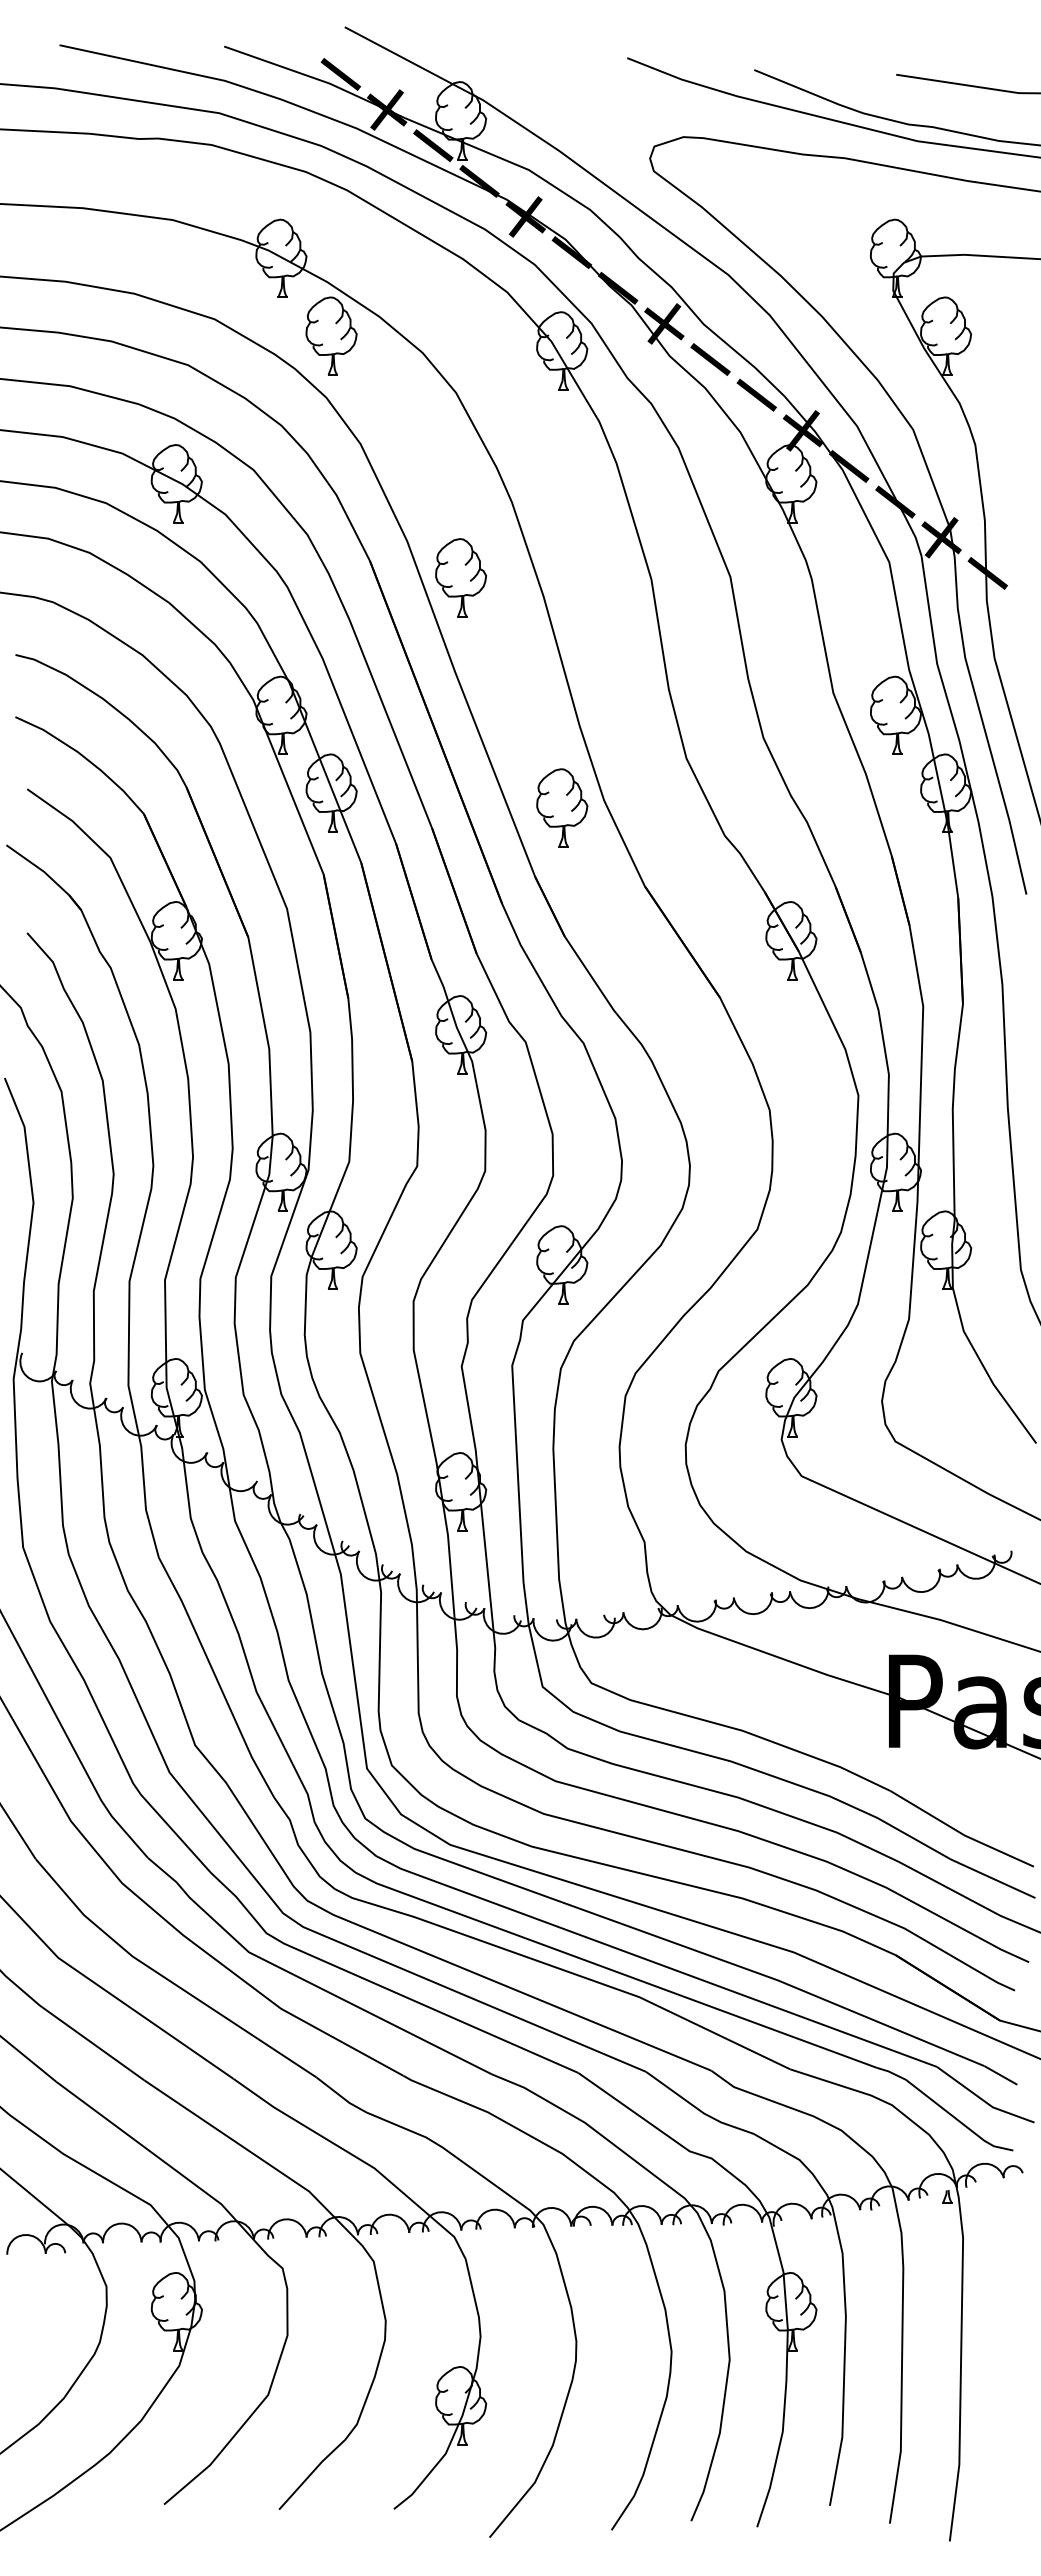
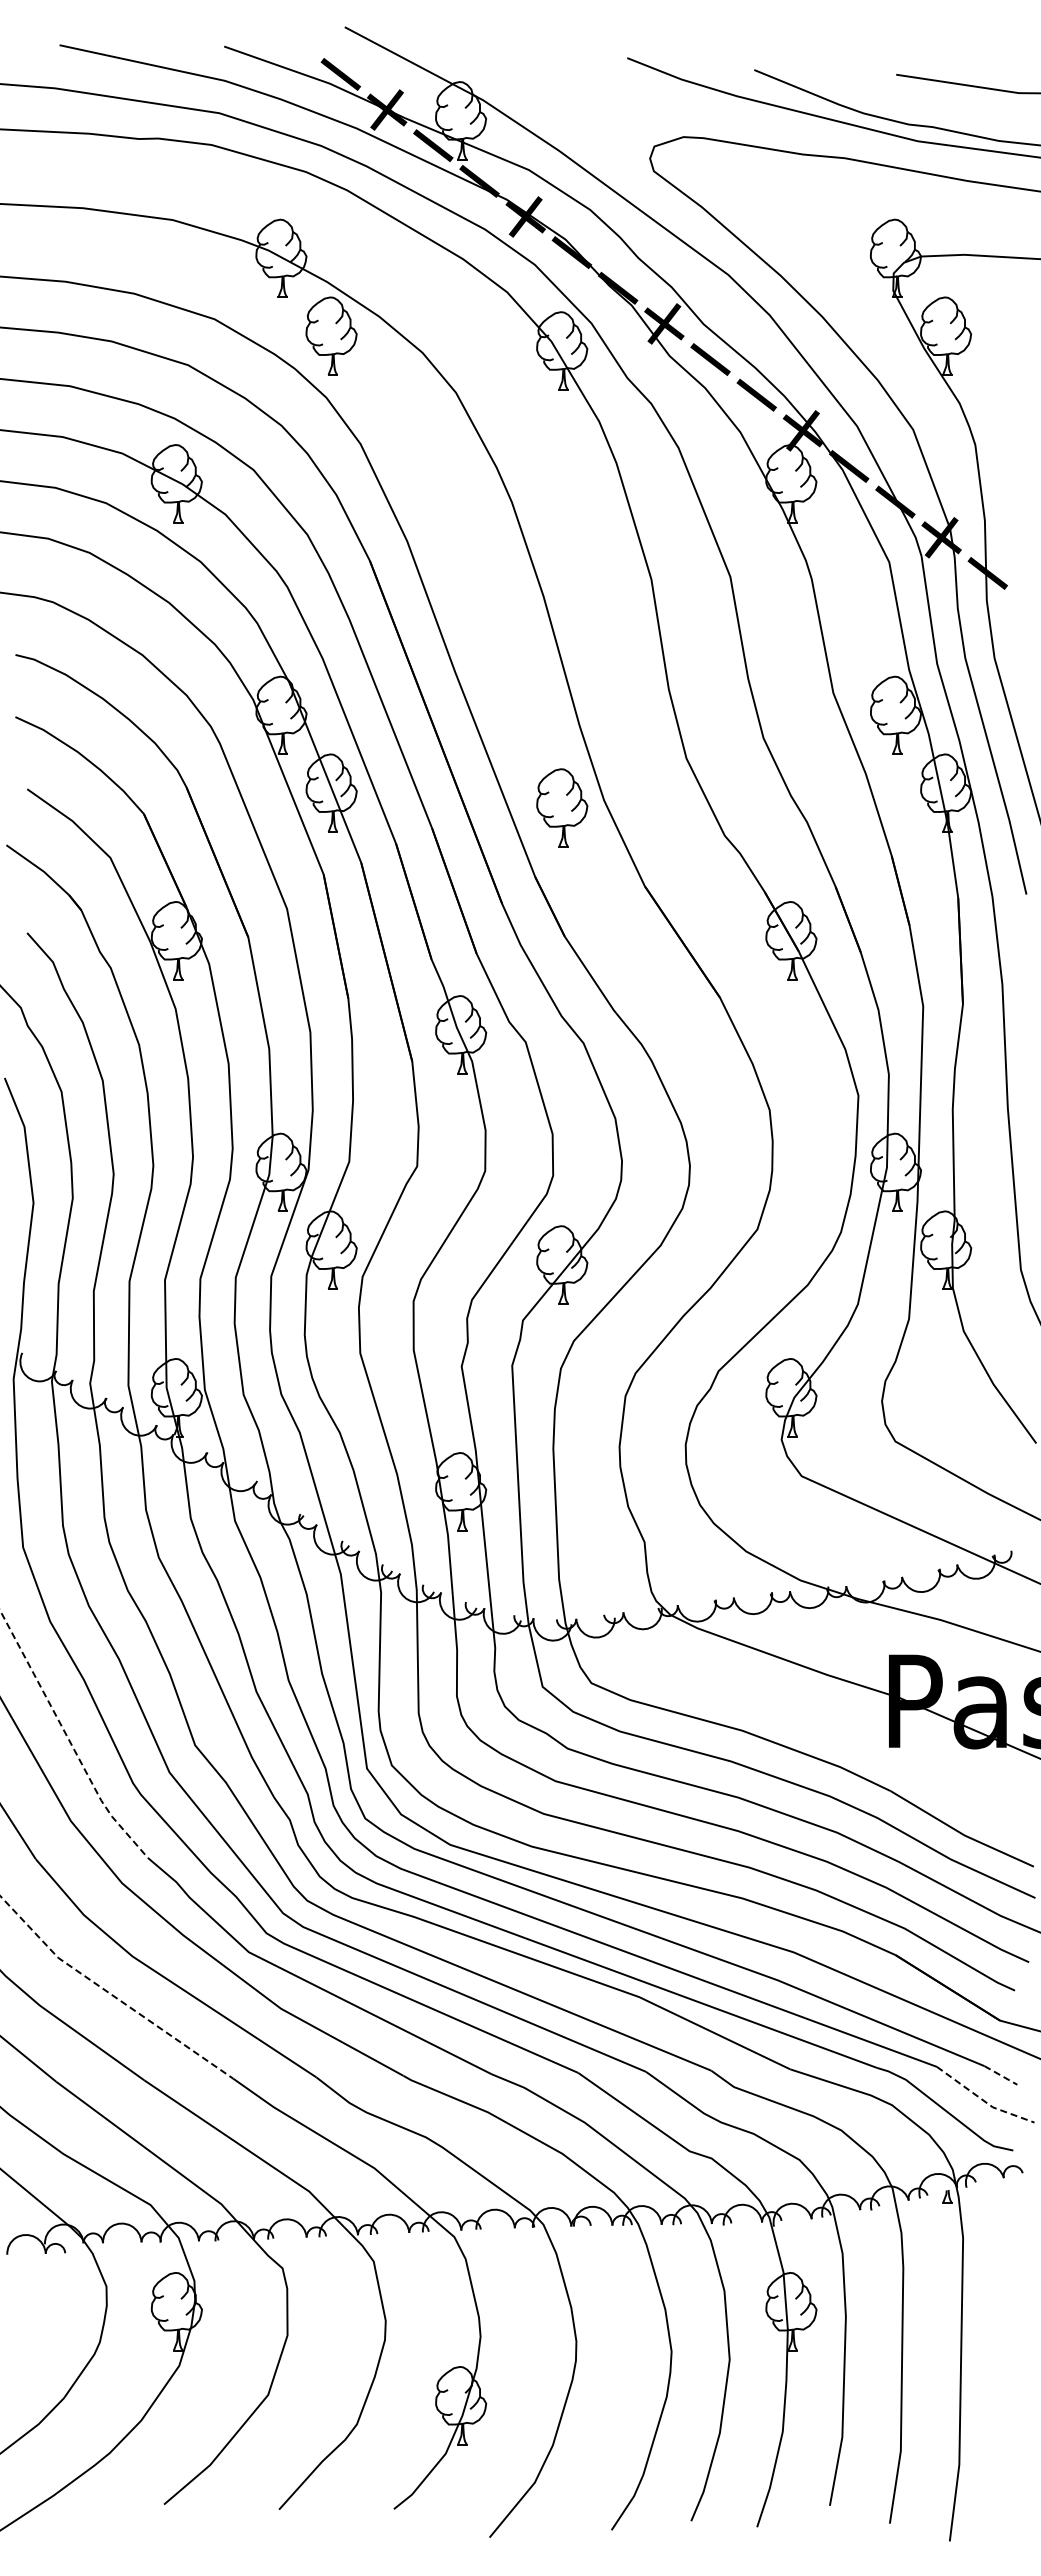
part: present -> none (460, 577)
line: solid -> dashed (68, 1739)
line: solid -> dashed (110, 1994)
line: solid -> dashed (1000, 2075)
line: solid -> dashed (983, 2100)
